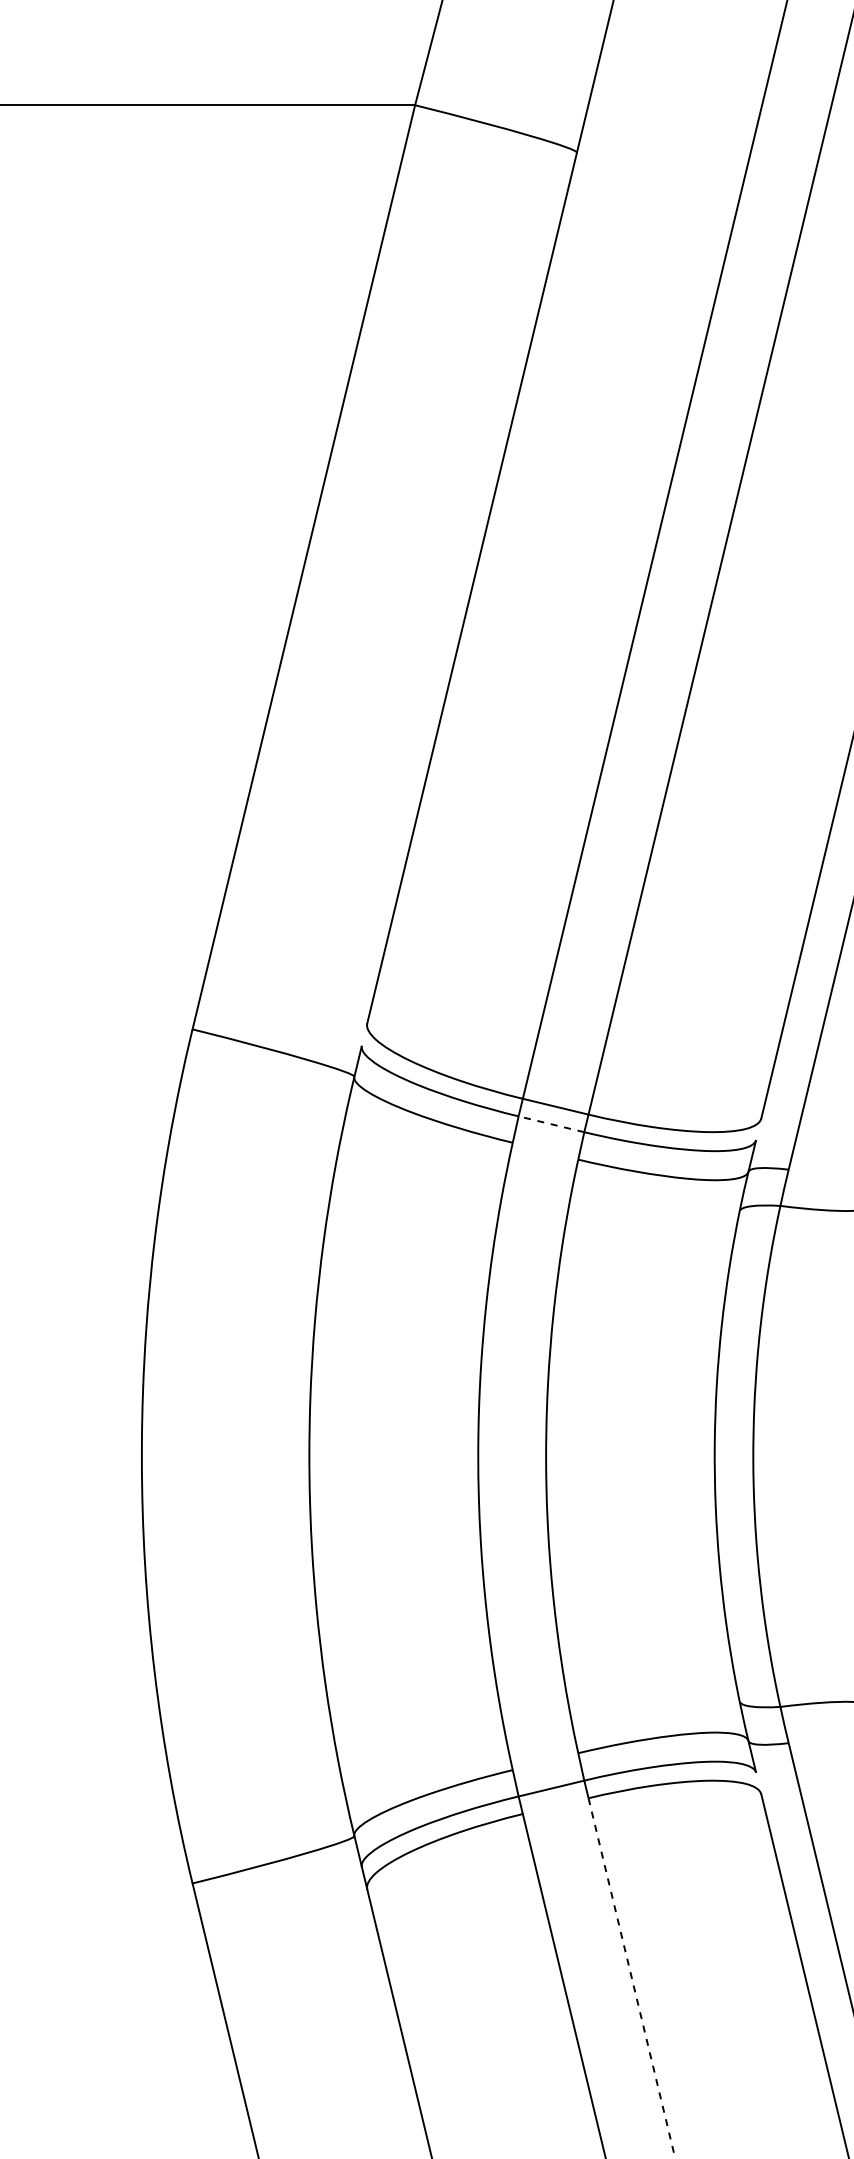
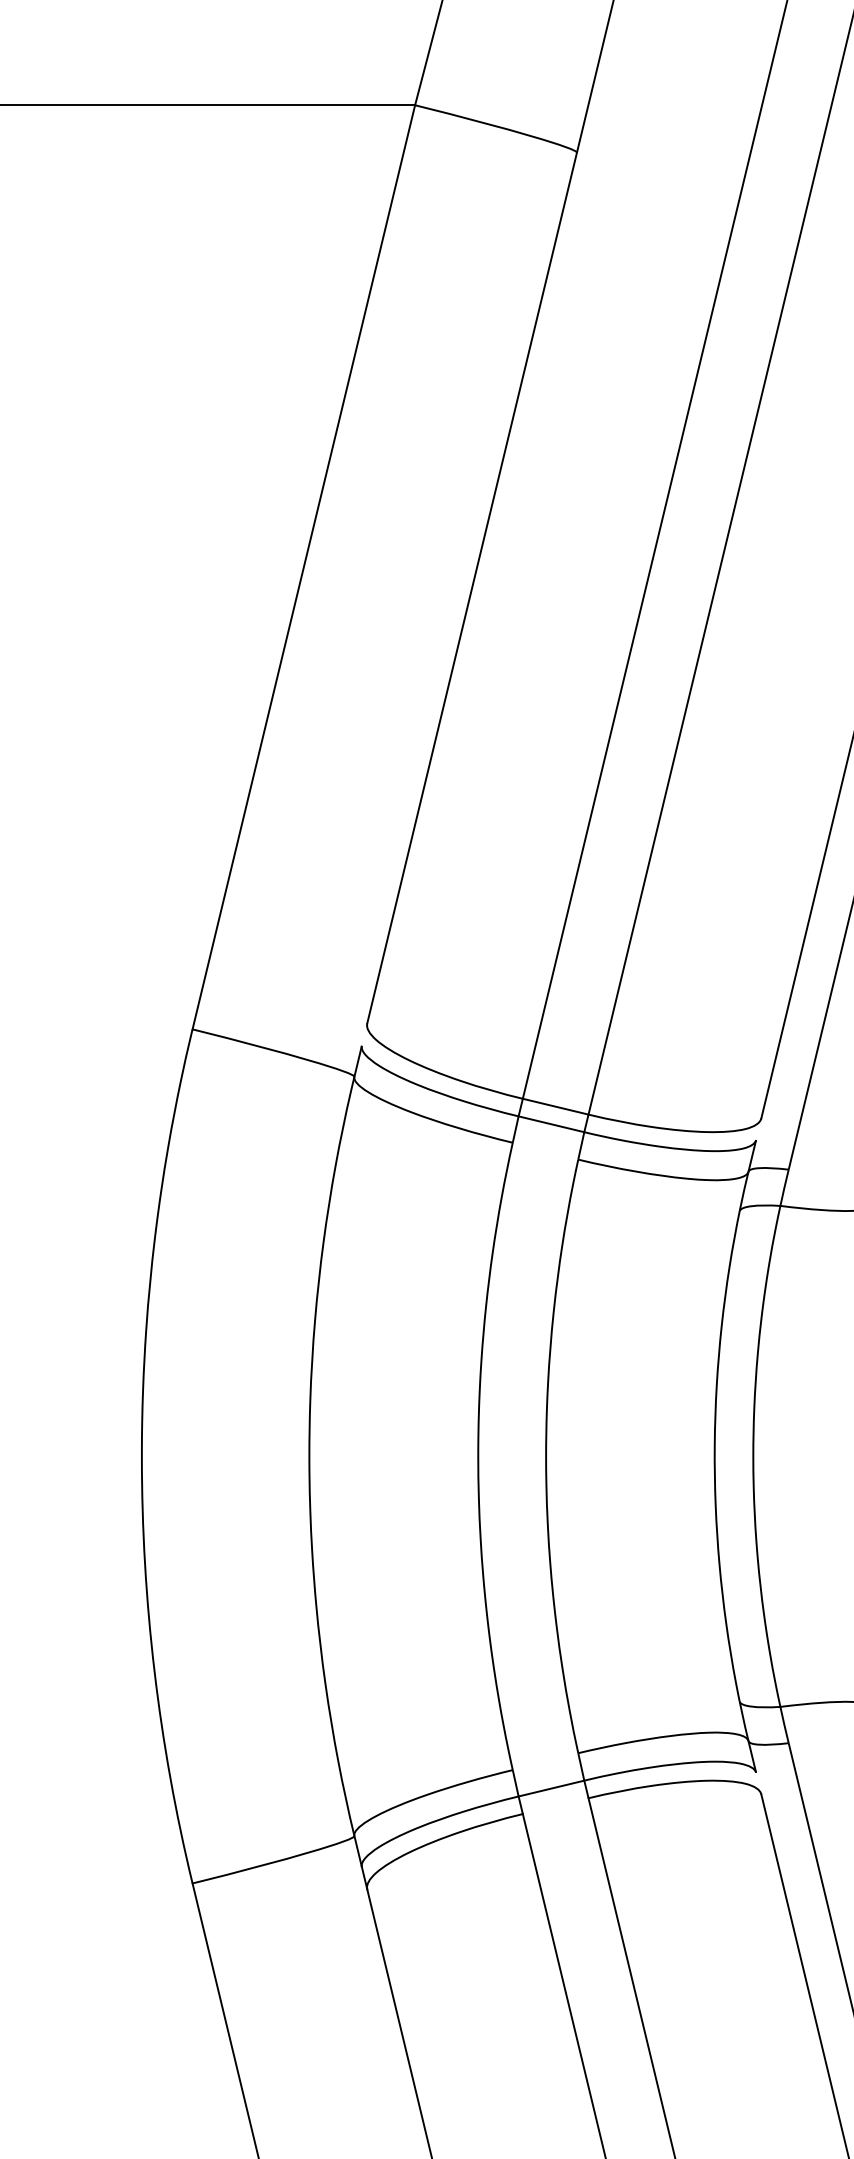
line: dashed -> solid (551, 1124)
line: dashed -> solid (631, 1978)
